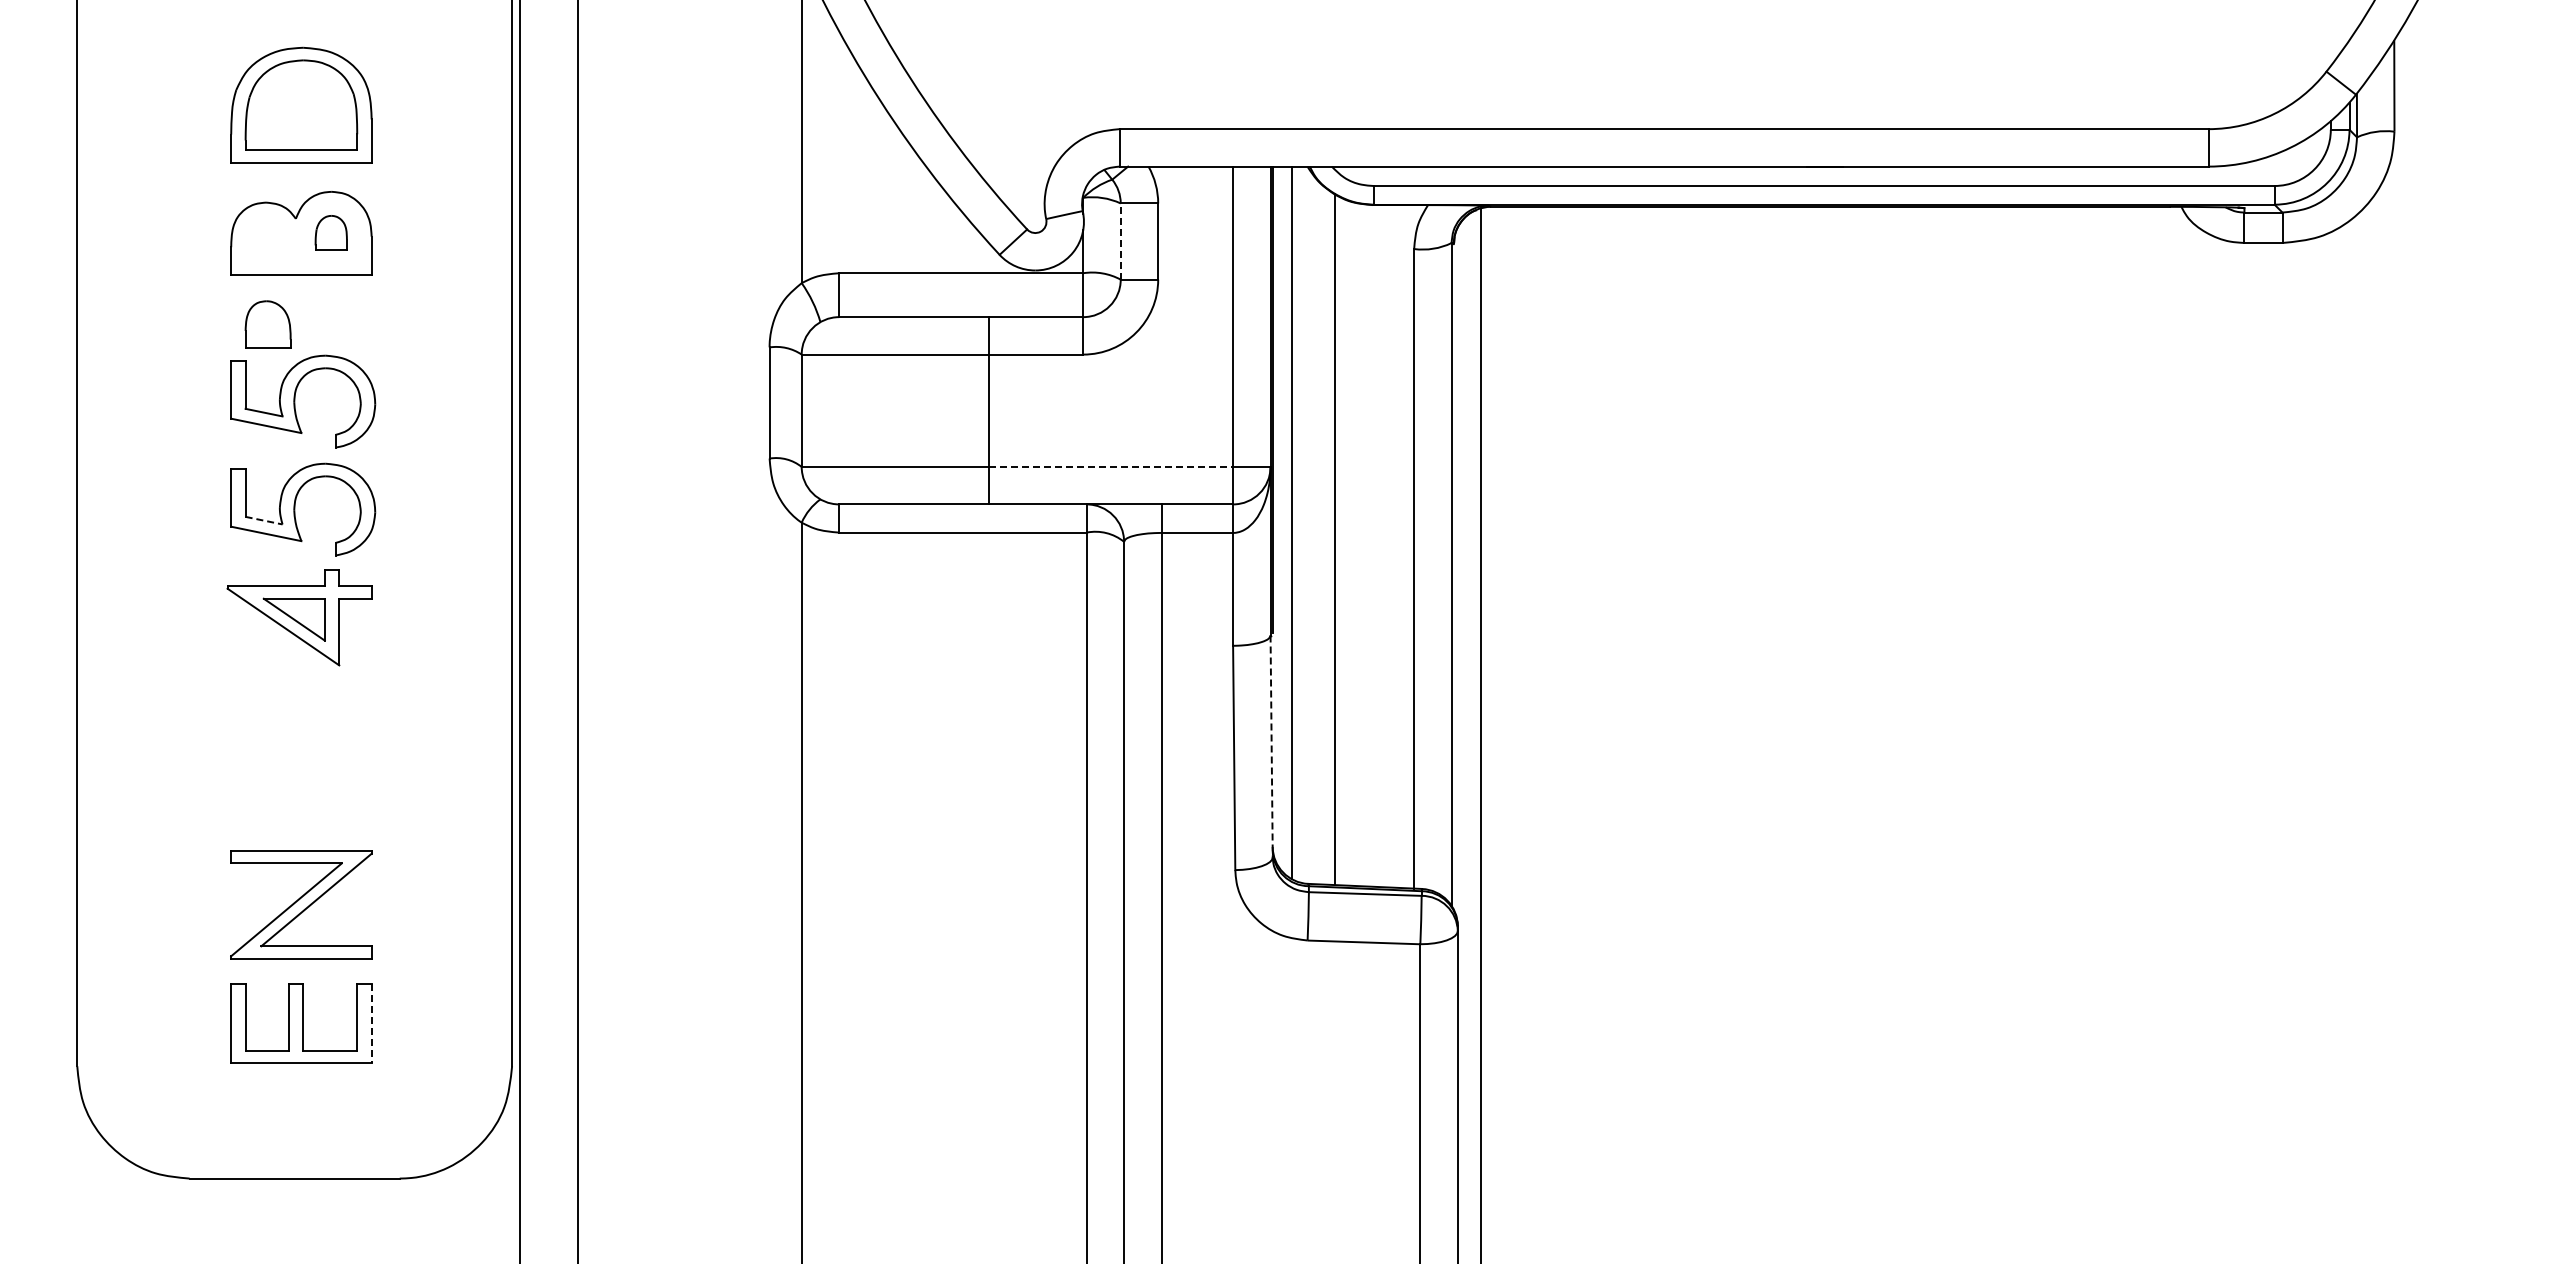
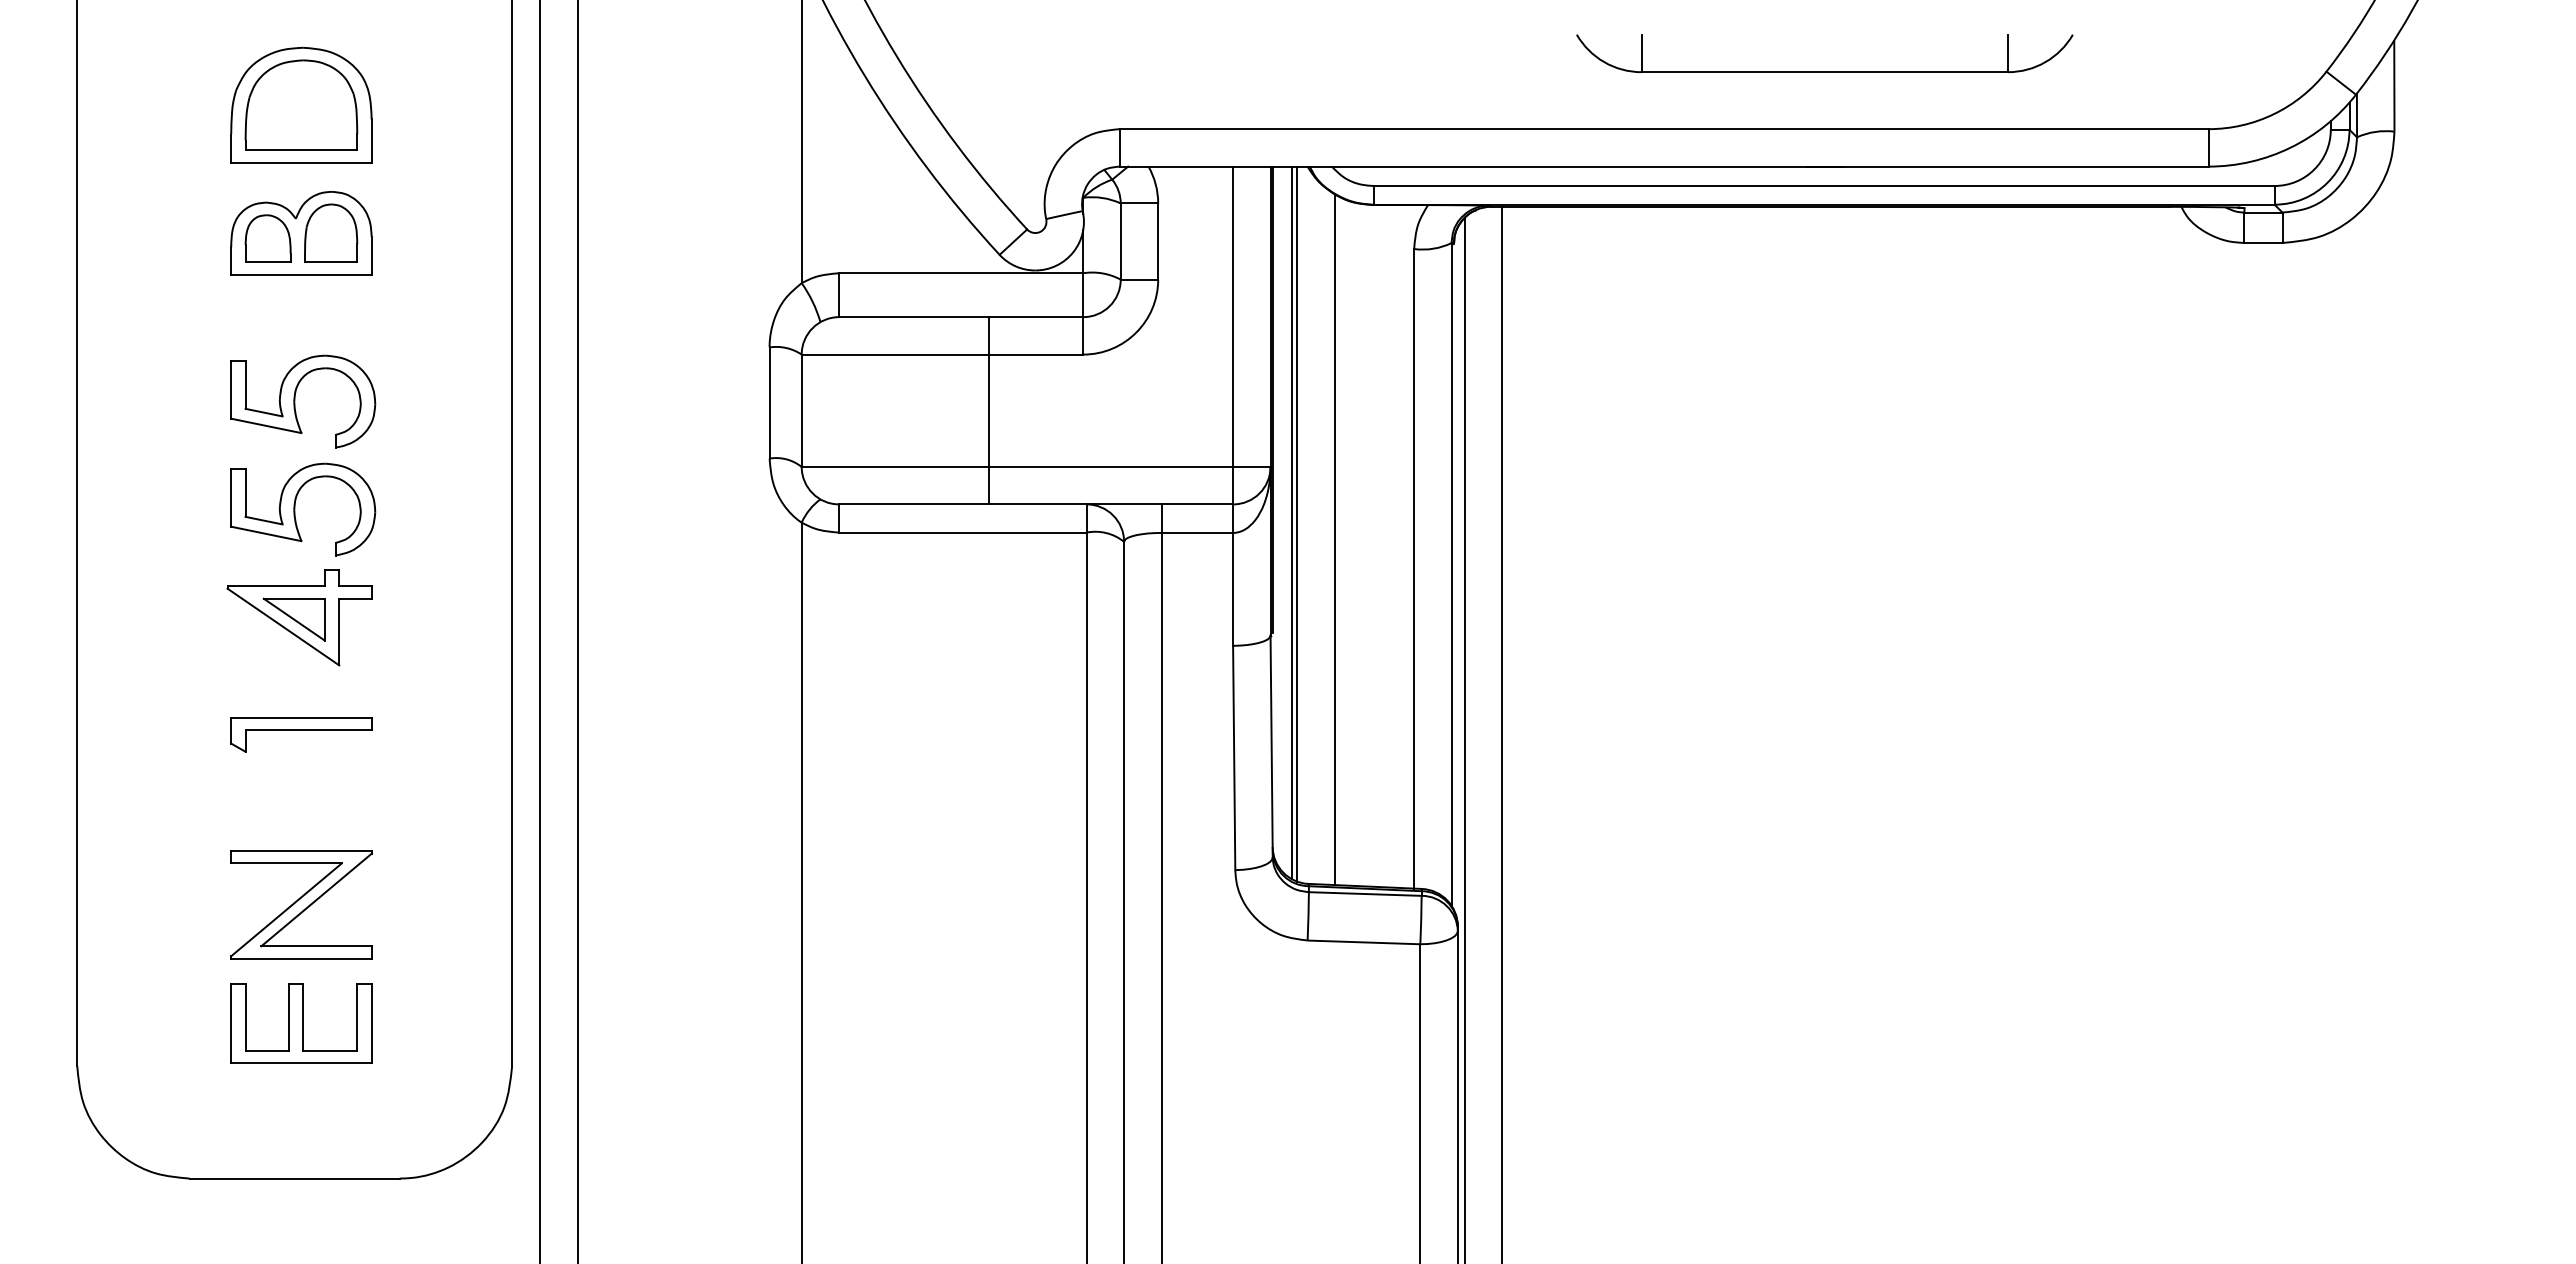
part: none -> present (1824, 71)
part size: 34x36 px -> 55x60 px (331, 232)
line: dashed -> solid (1120, 241)
part position: (267, 324) -> (267, 238) (267, 238)
line: dashed -> solid (1111, 466)
line: dashed -> solid (264, 520)
line: none -> present (1297, 523)
line position: (520, 631) -> (540, 631) (540, 631)
line position: (1481, 733) -> (1502, 733) (1502, 733)
part: none -> present (301, 734)
line: none -> present (1464, 739)
line: dashed -> solid (1271, 746)
line: dashed -> solid (371, 1023)
